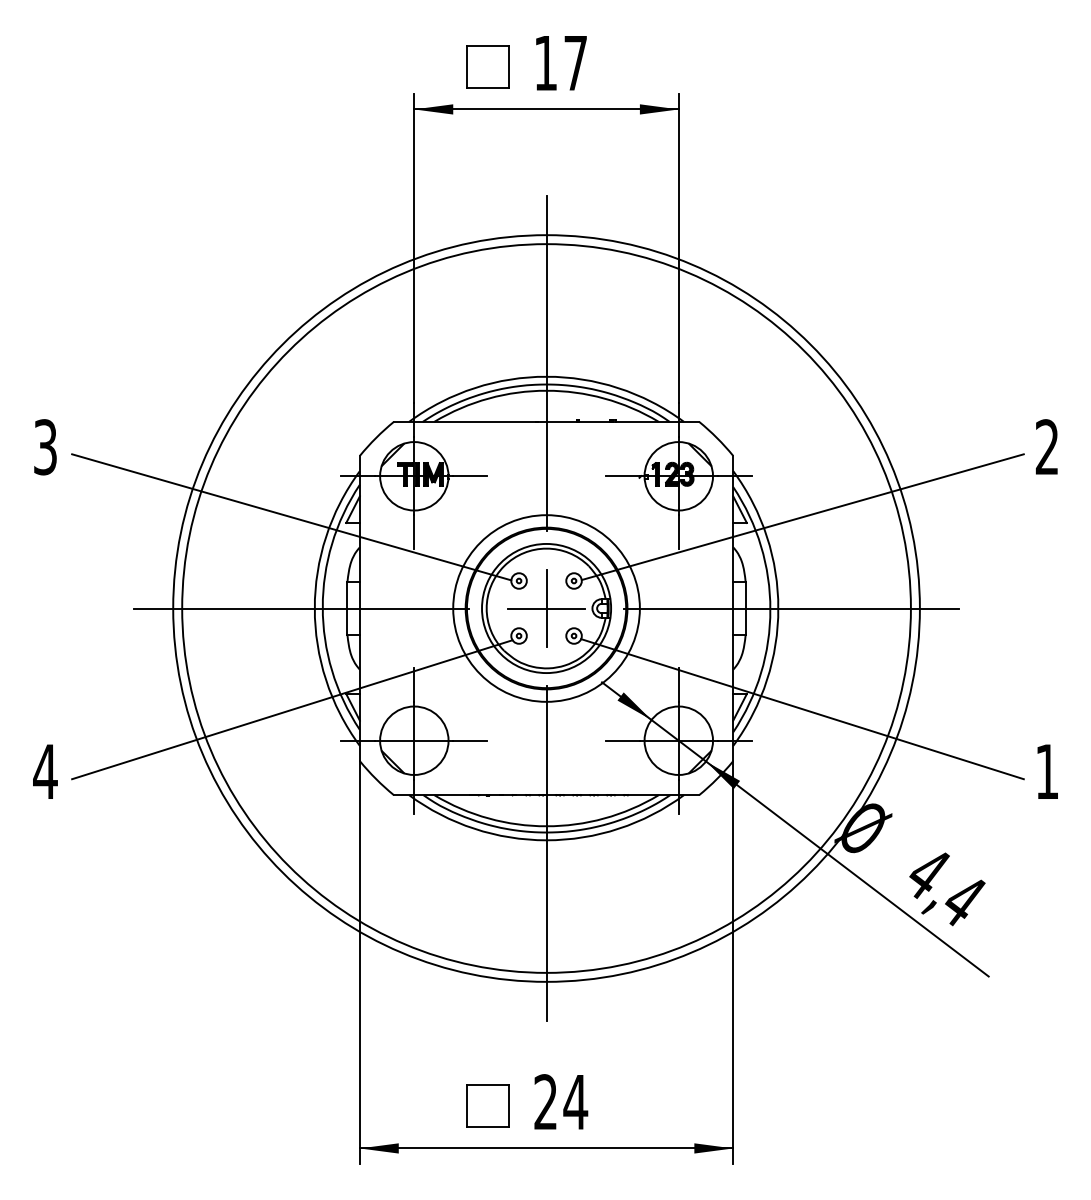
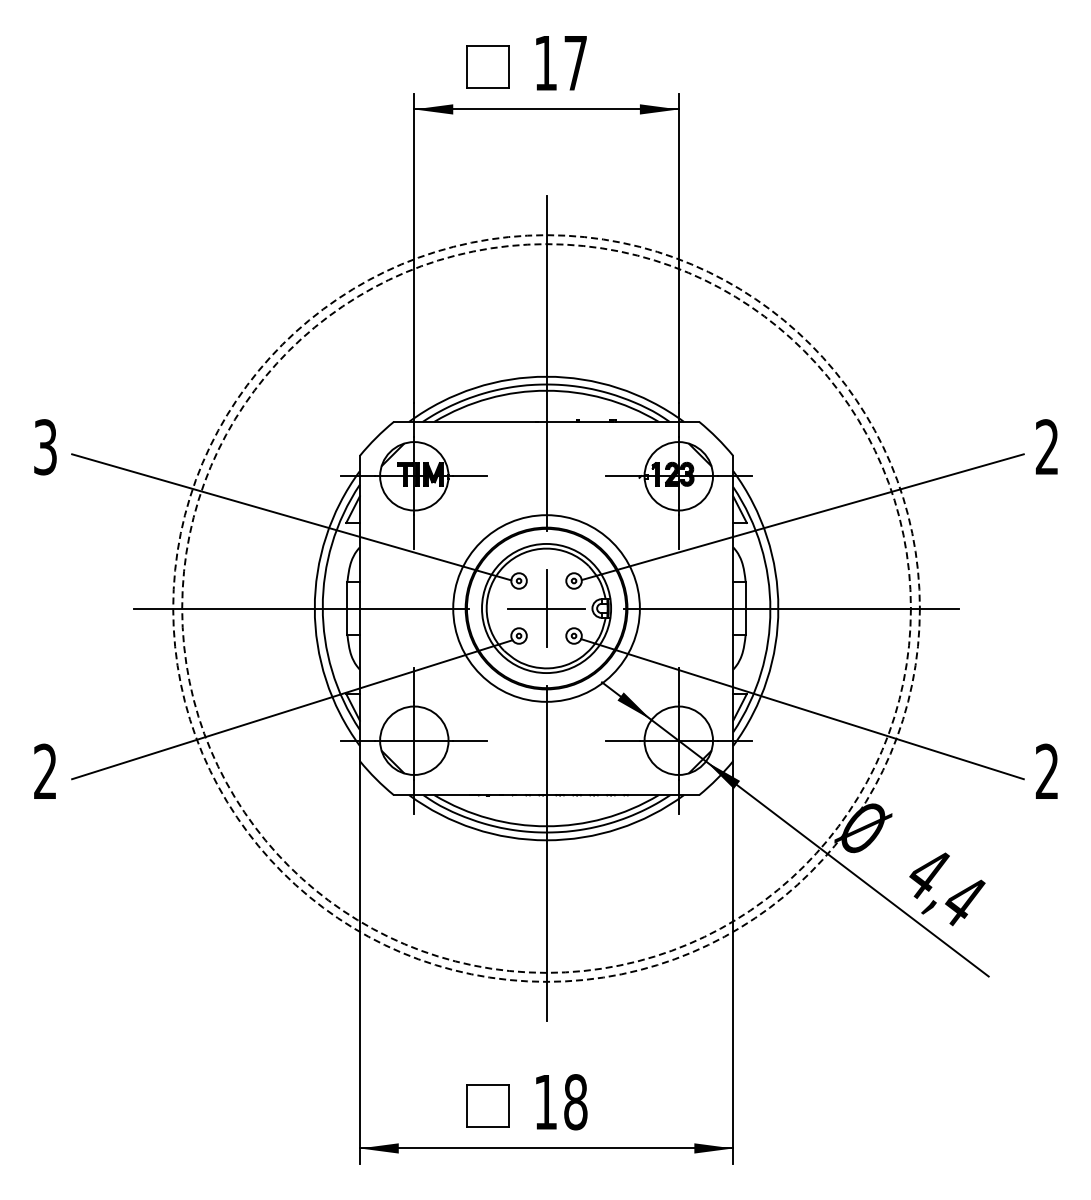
circle: solid -> dashed (546, 608)
circle: solid -> dashed (546, 608)
text: 4 -> 2 (45, 770)
text: 1 -> 2 (1046, 770)
text: 24 -> 18 (561, 1102)
